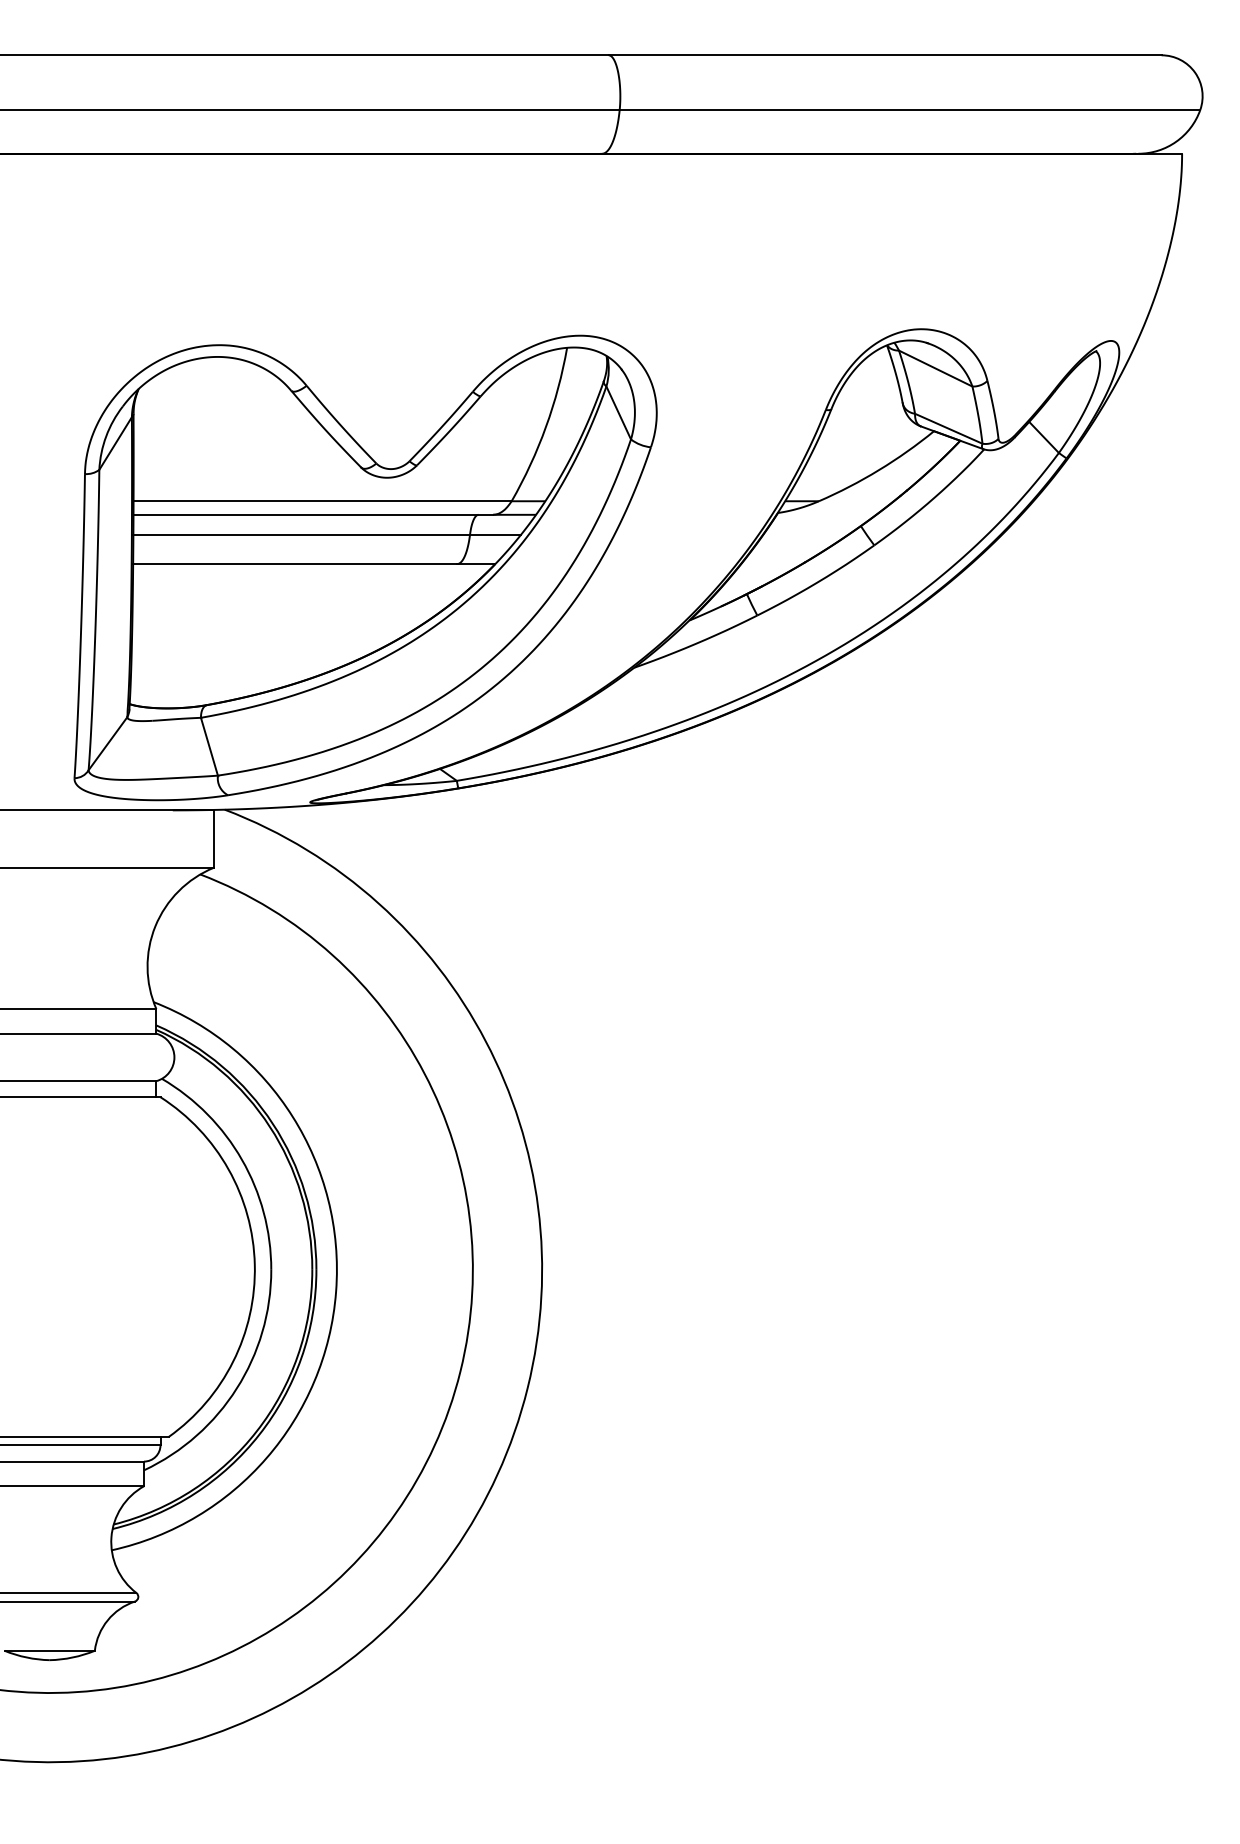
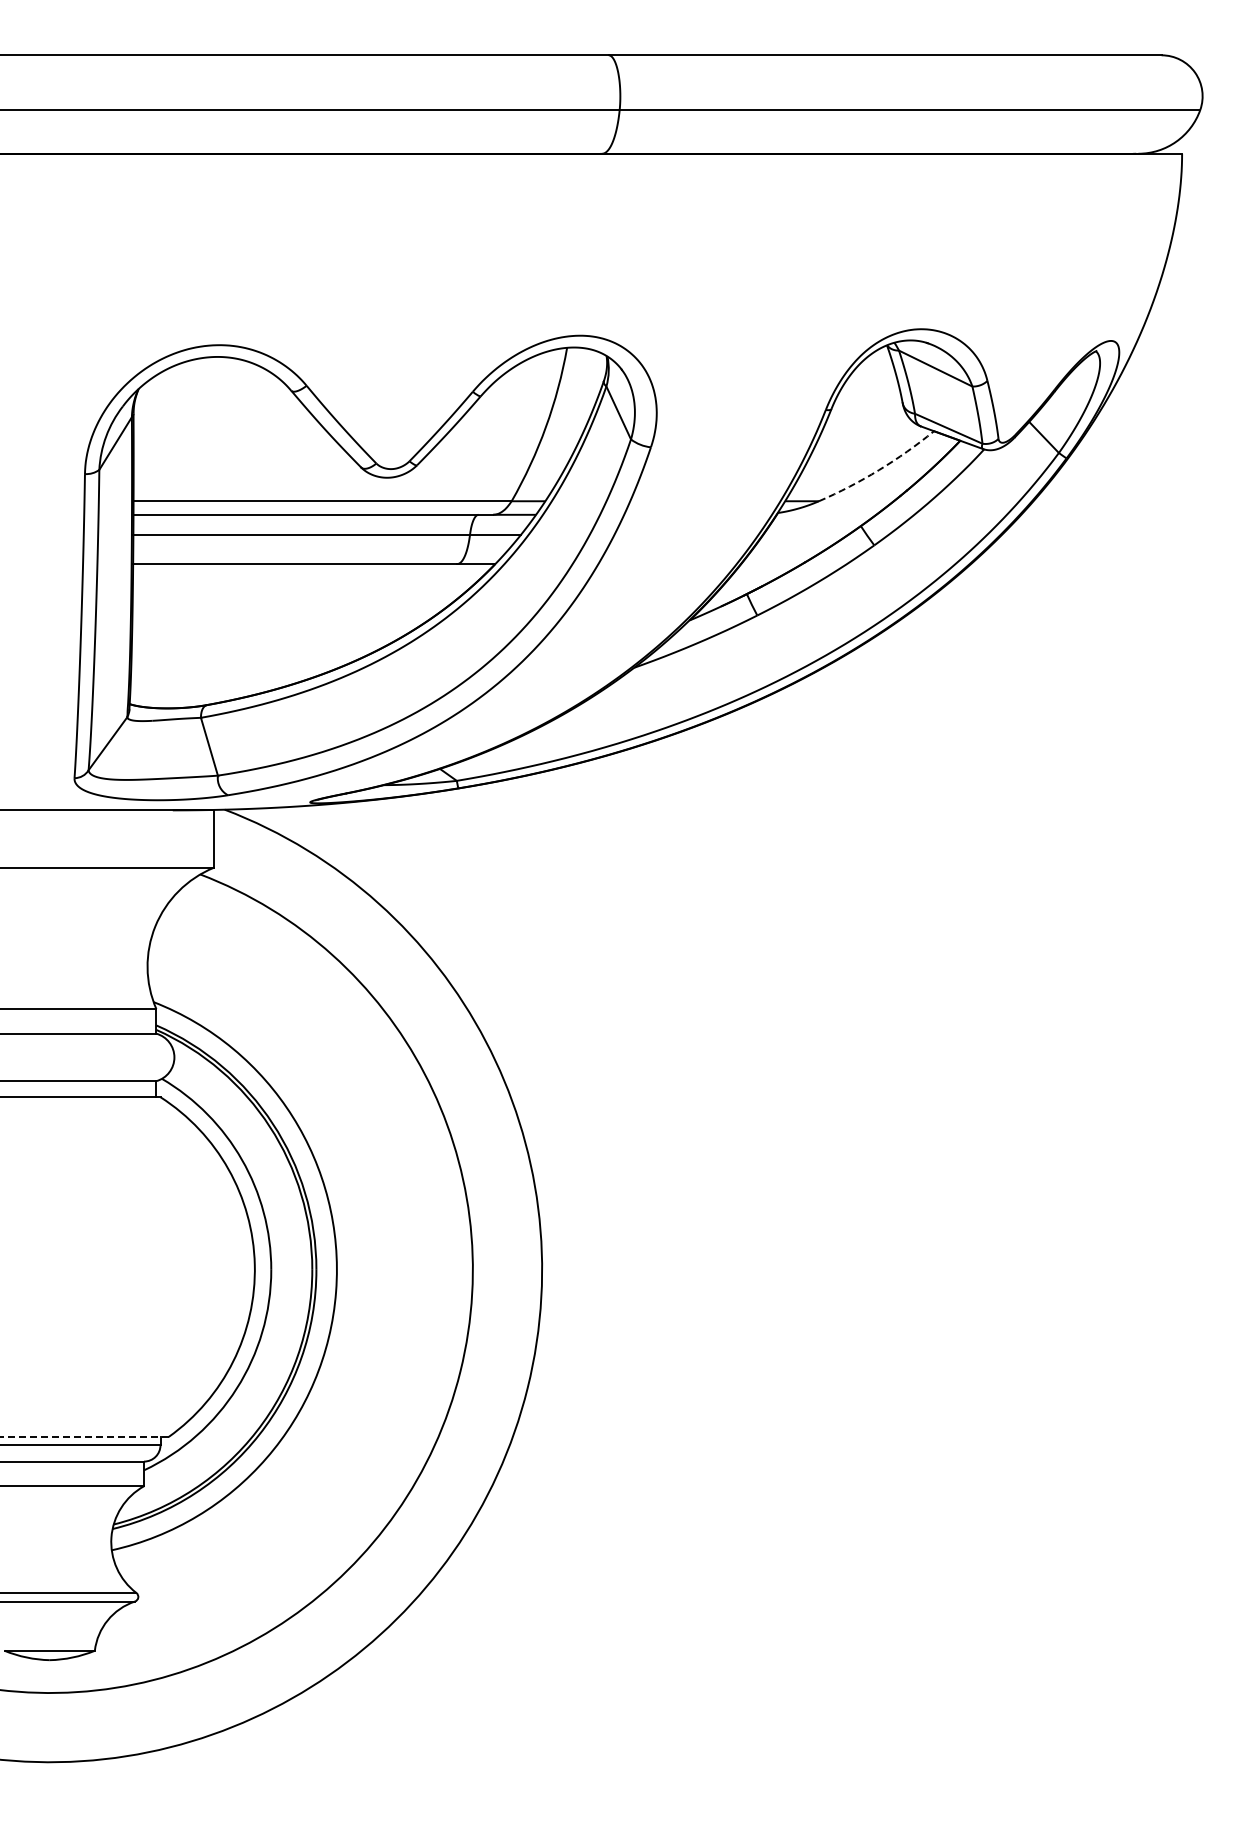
arc: solid -> dashed (878, 470)
line: solid -> dashed (84, 1436)
